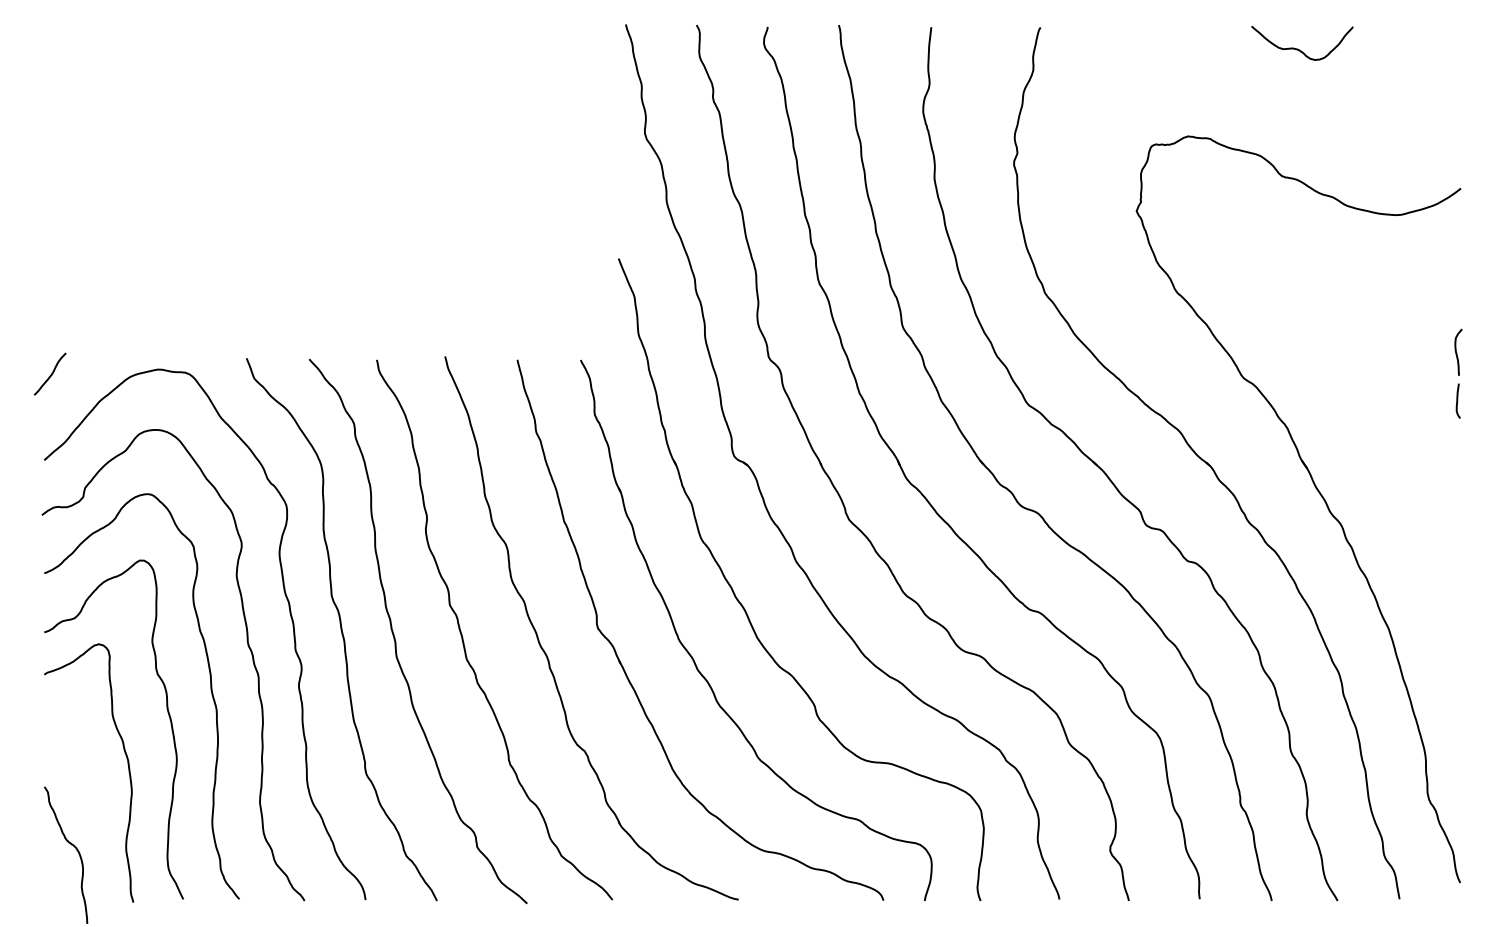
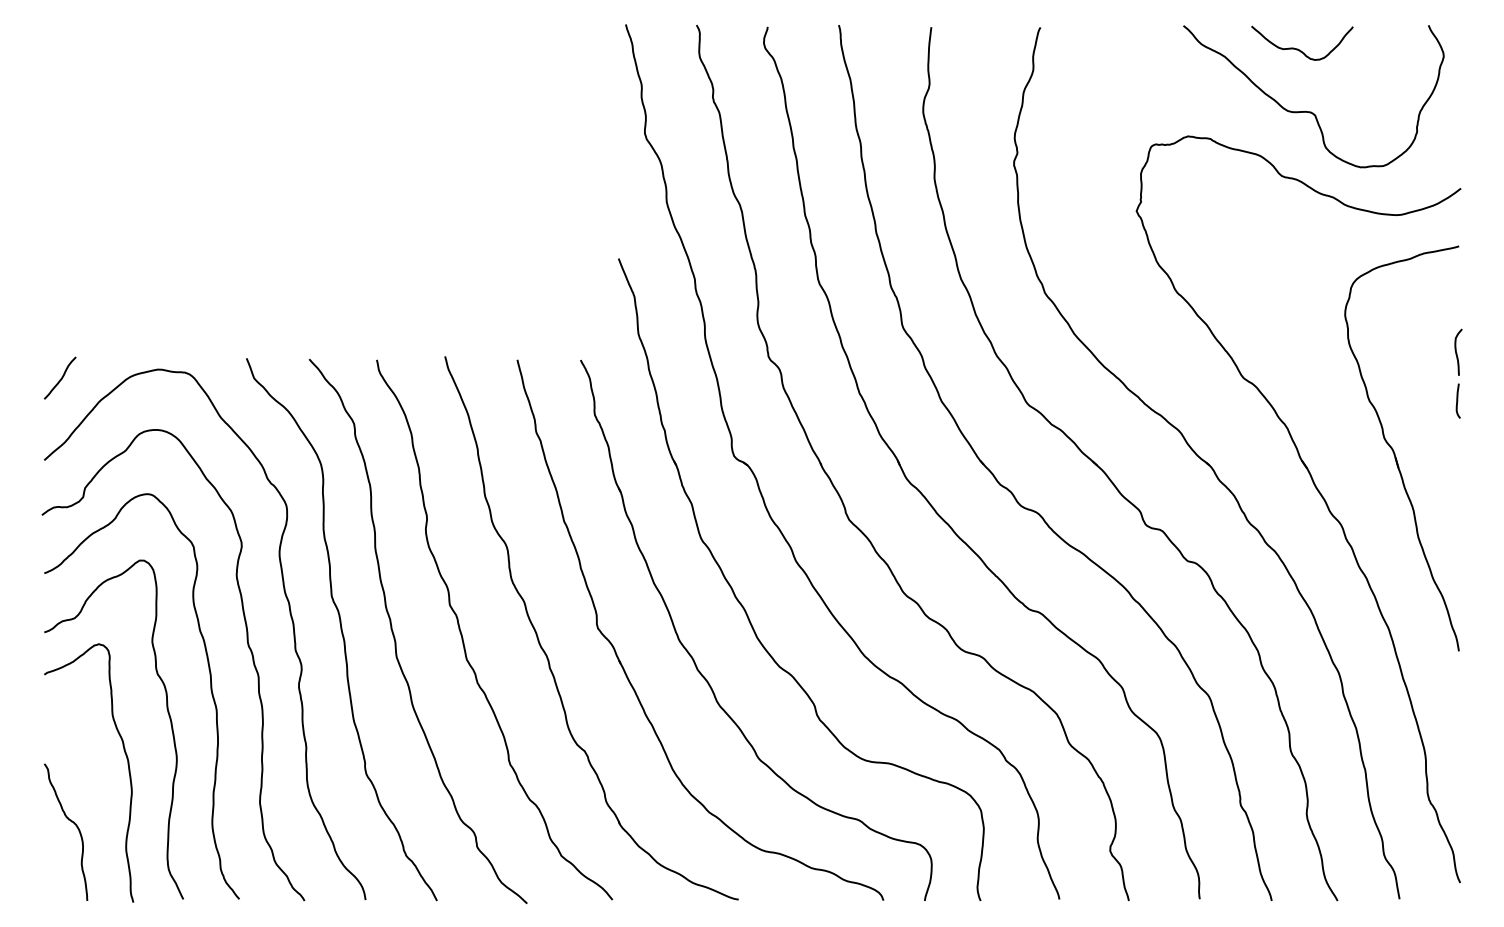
curve: none -> present (1311, 111)
curve position: (51, 373) -> (61, 377) (61, 377)
part: none -> present (1394, 450)
curve position: (71, 845) -> (71, 822) (71, 822)
